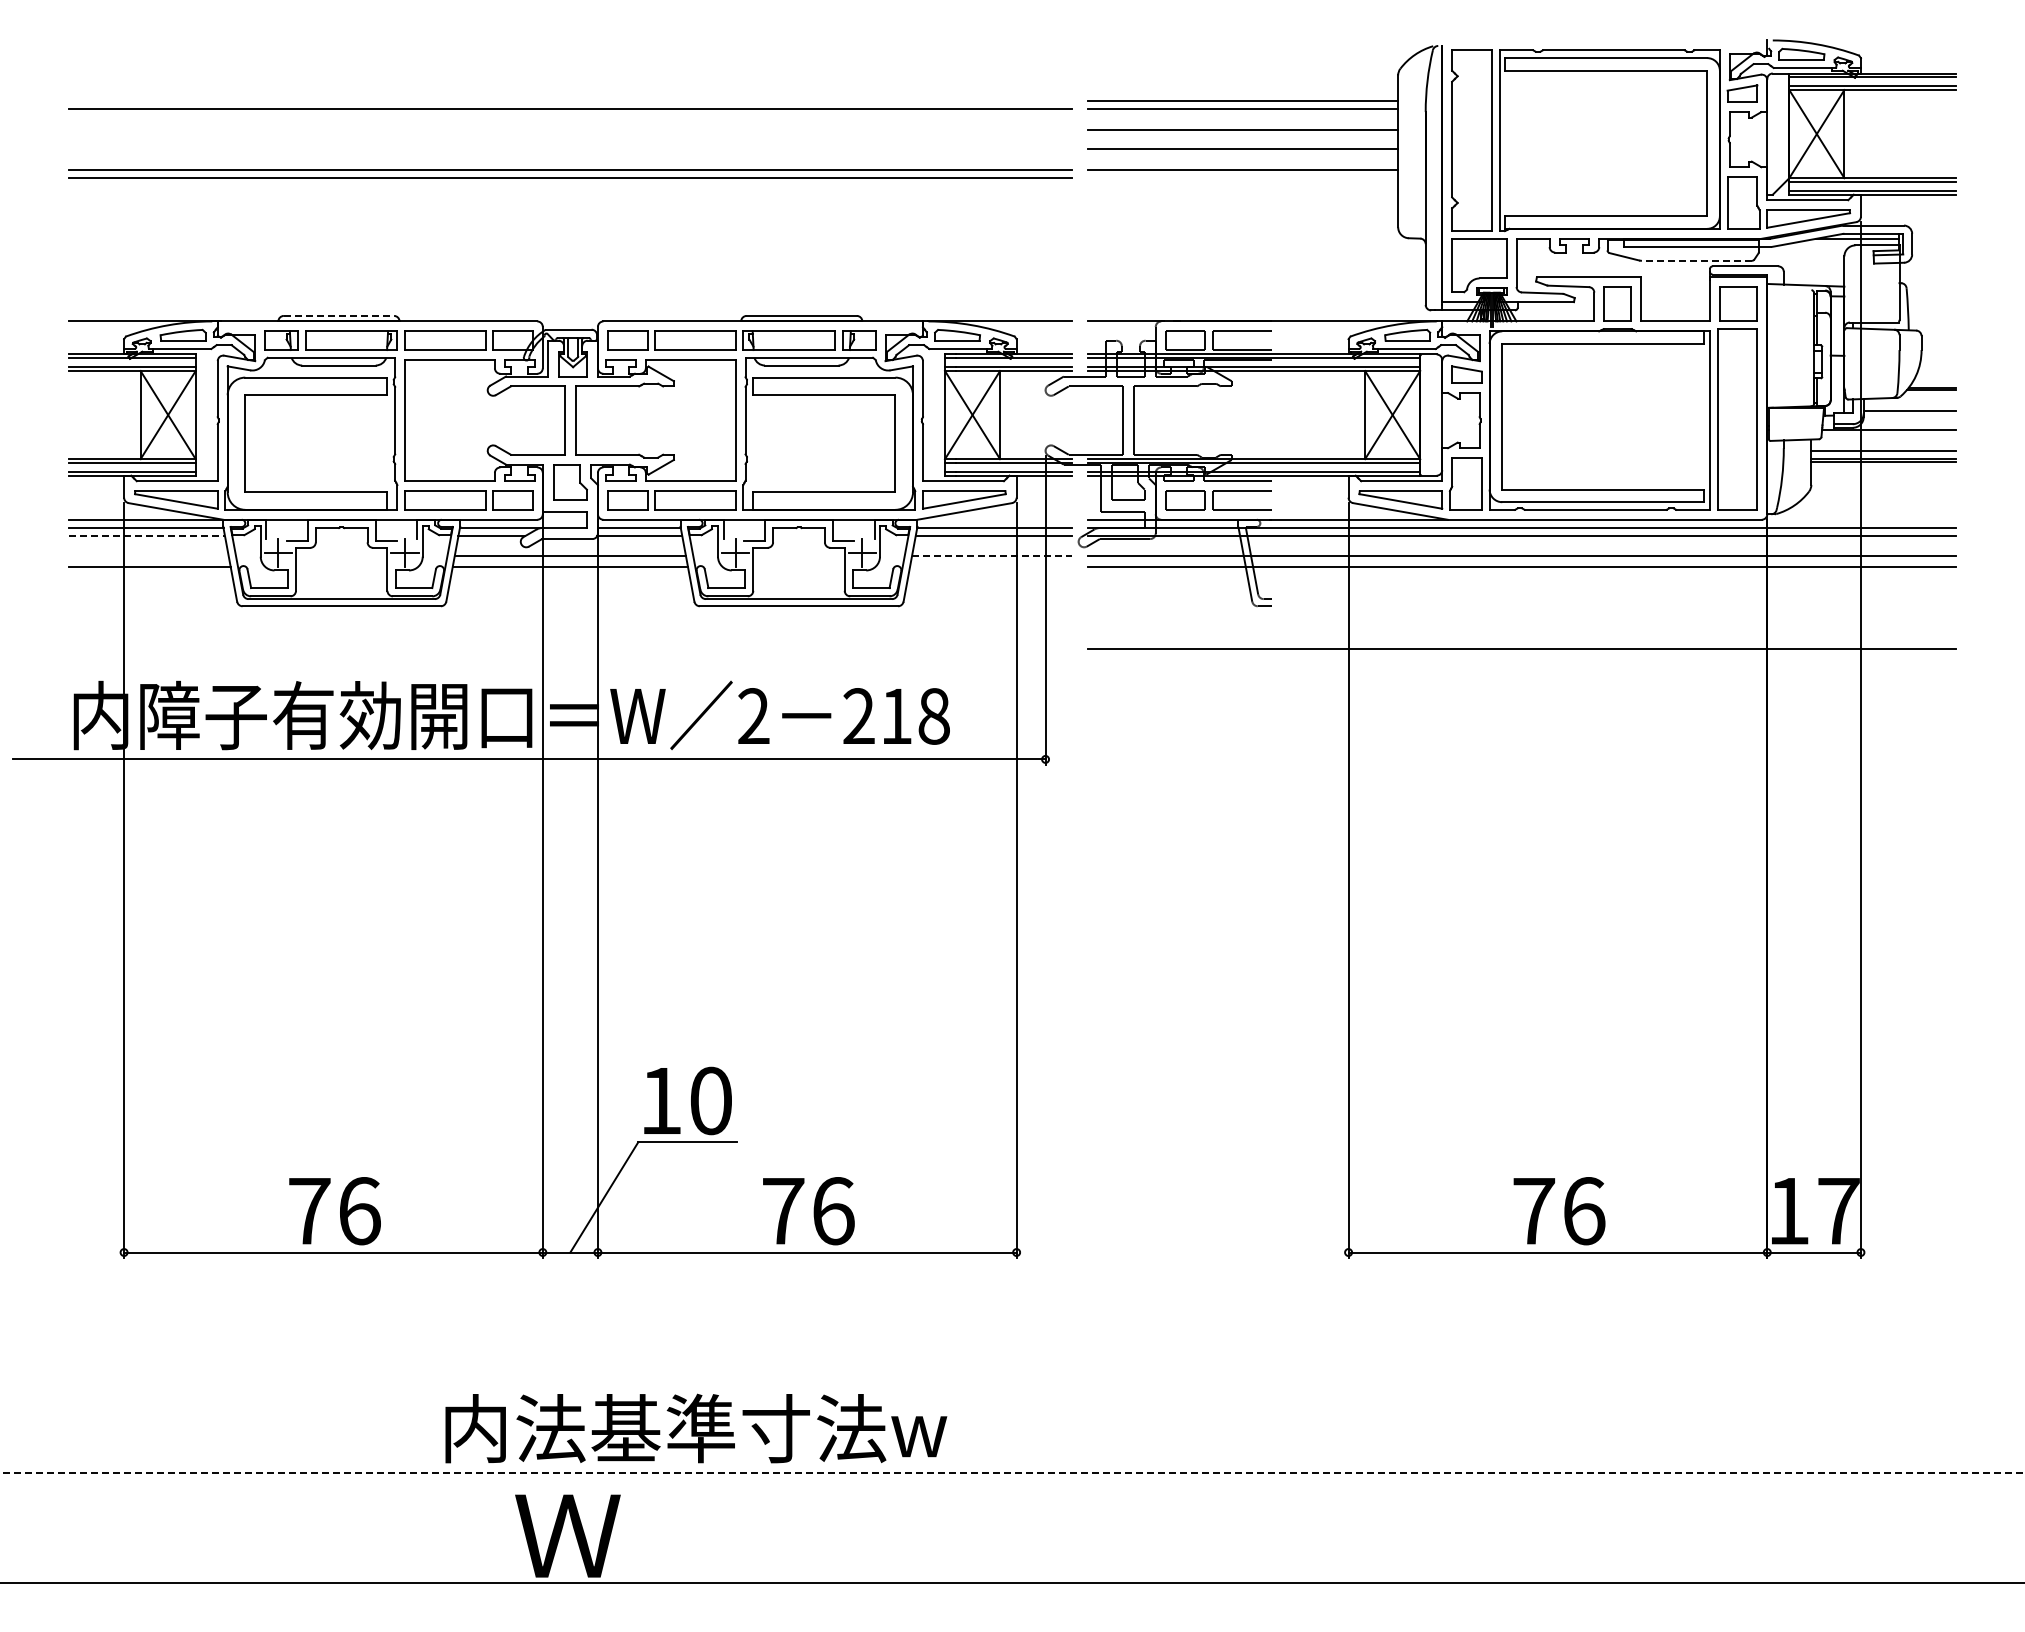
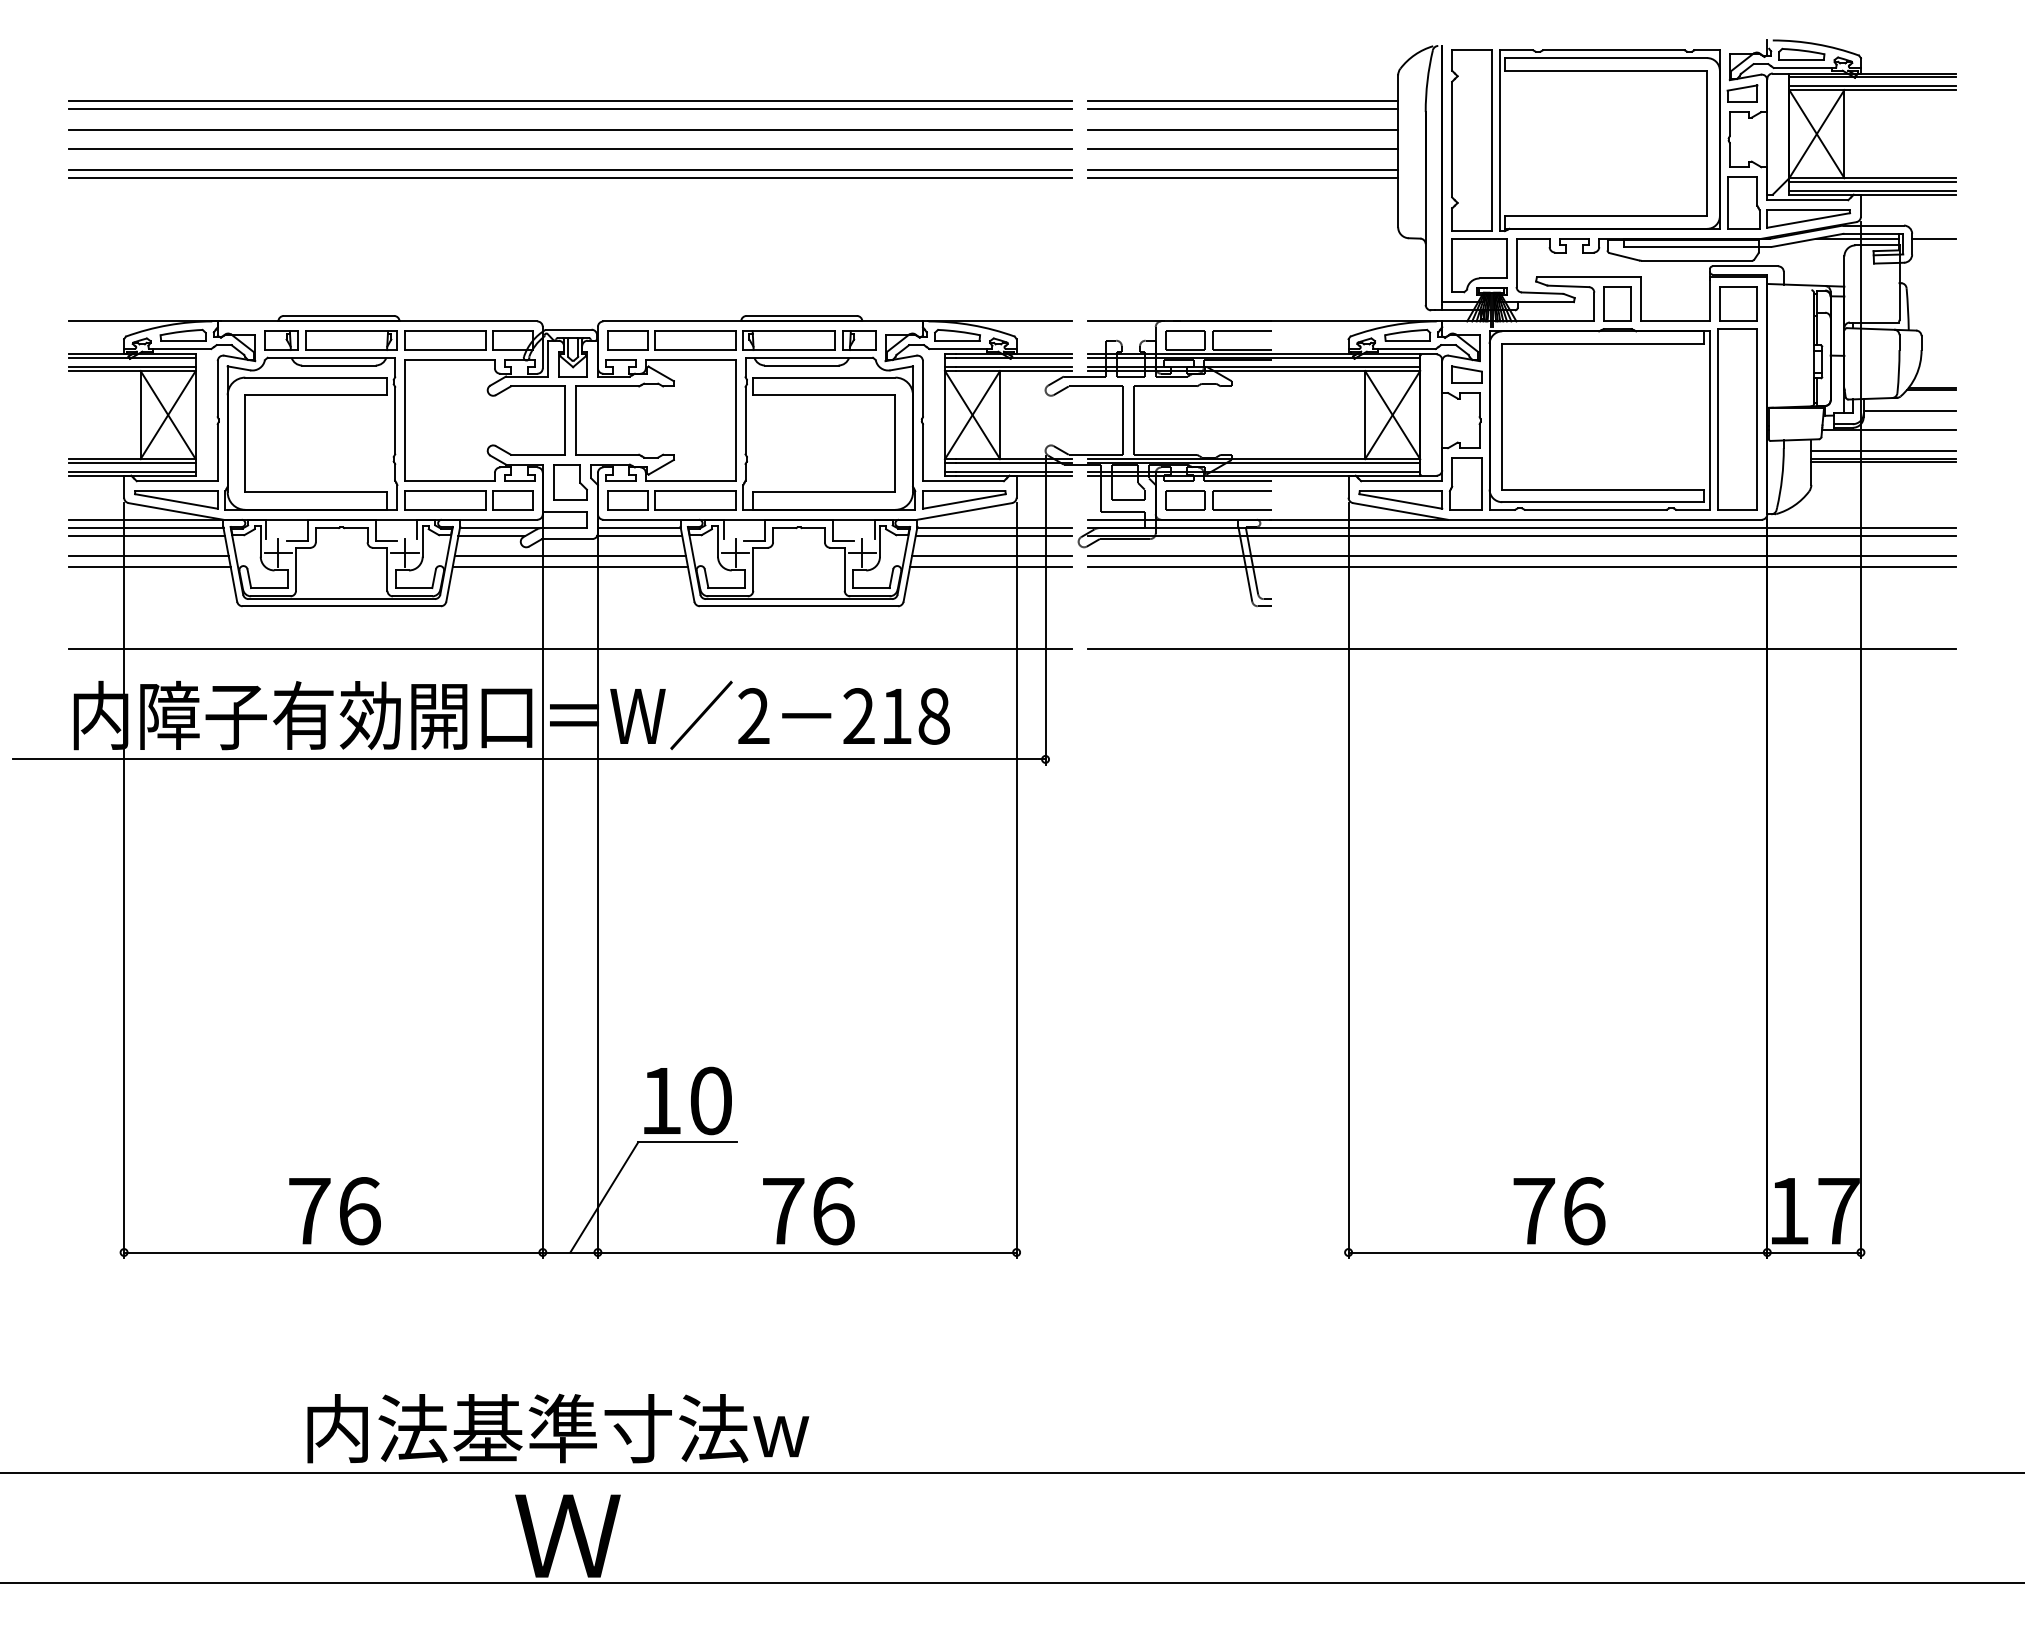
line: none -> present (570, 101)
line: none -> present (570, 130)
line: none -> present (570, 148)
line: none -> present (1243, 178)
line: none -> present (1933, 238)
line: dashed -> solid (1696, 260)
line: dashed -> solid (339, 315)
line: dashed -> solid (147, 536)
line: none -> present (148, 555)
line: dashed -> solid (991, 555)
line: none -> present (990, 566)
line: none -> present (570, 649)
text position: (696, 1428) -> (558, 1428) (558, 1428)
line: dashed -> solid (1012, 1472)
